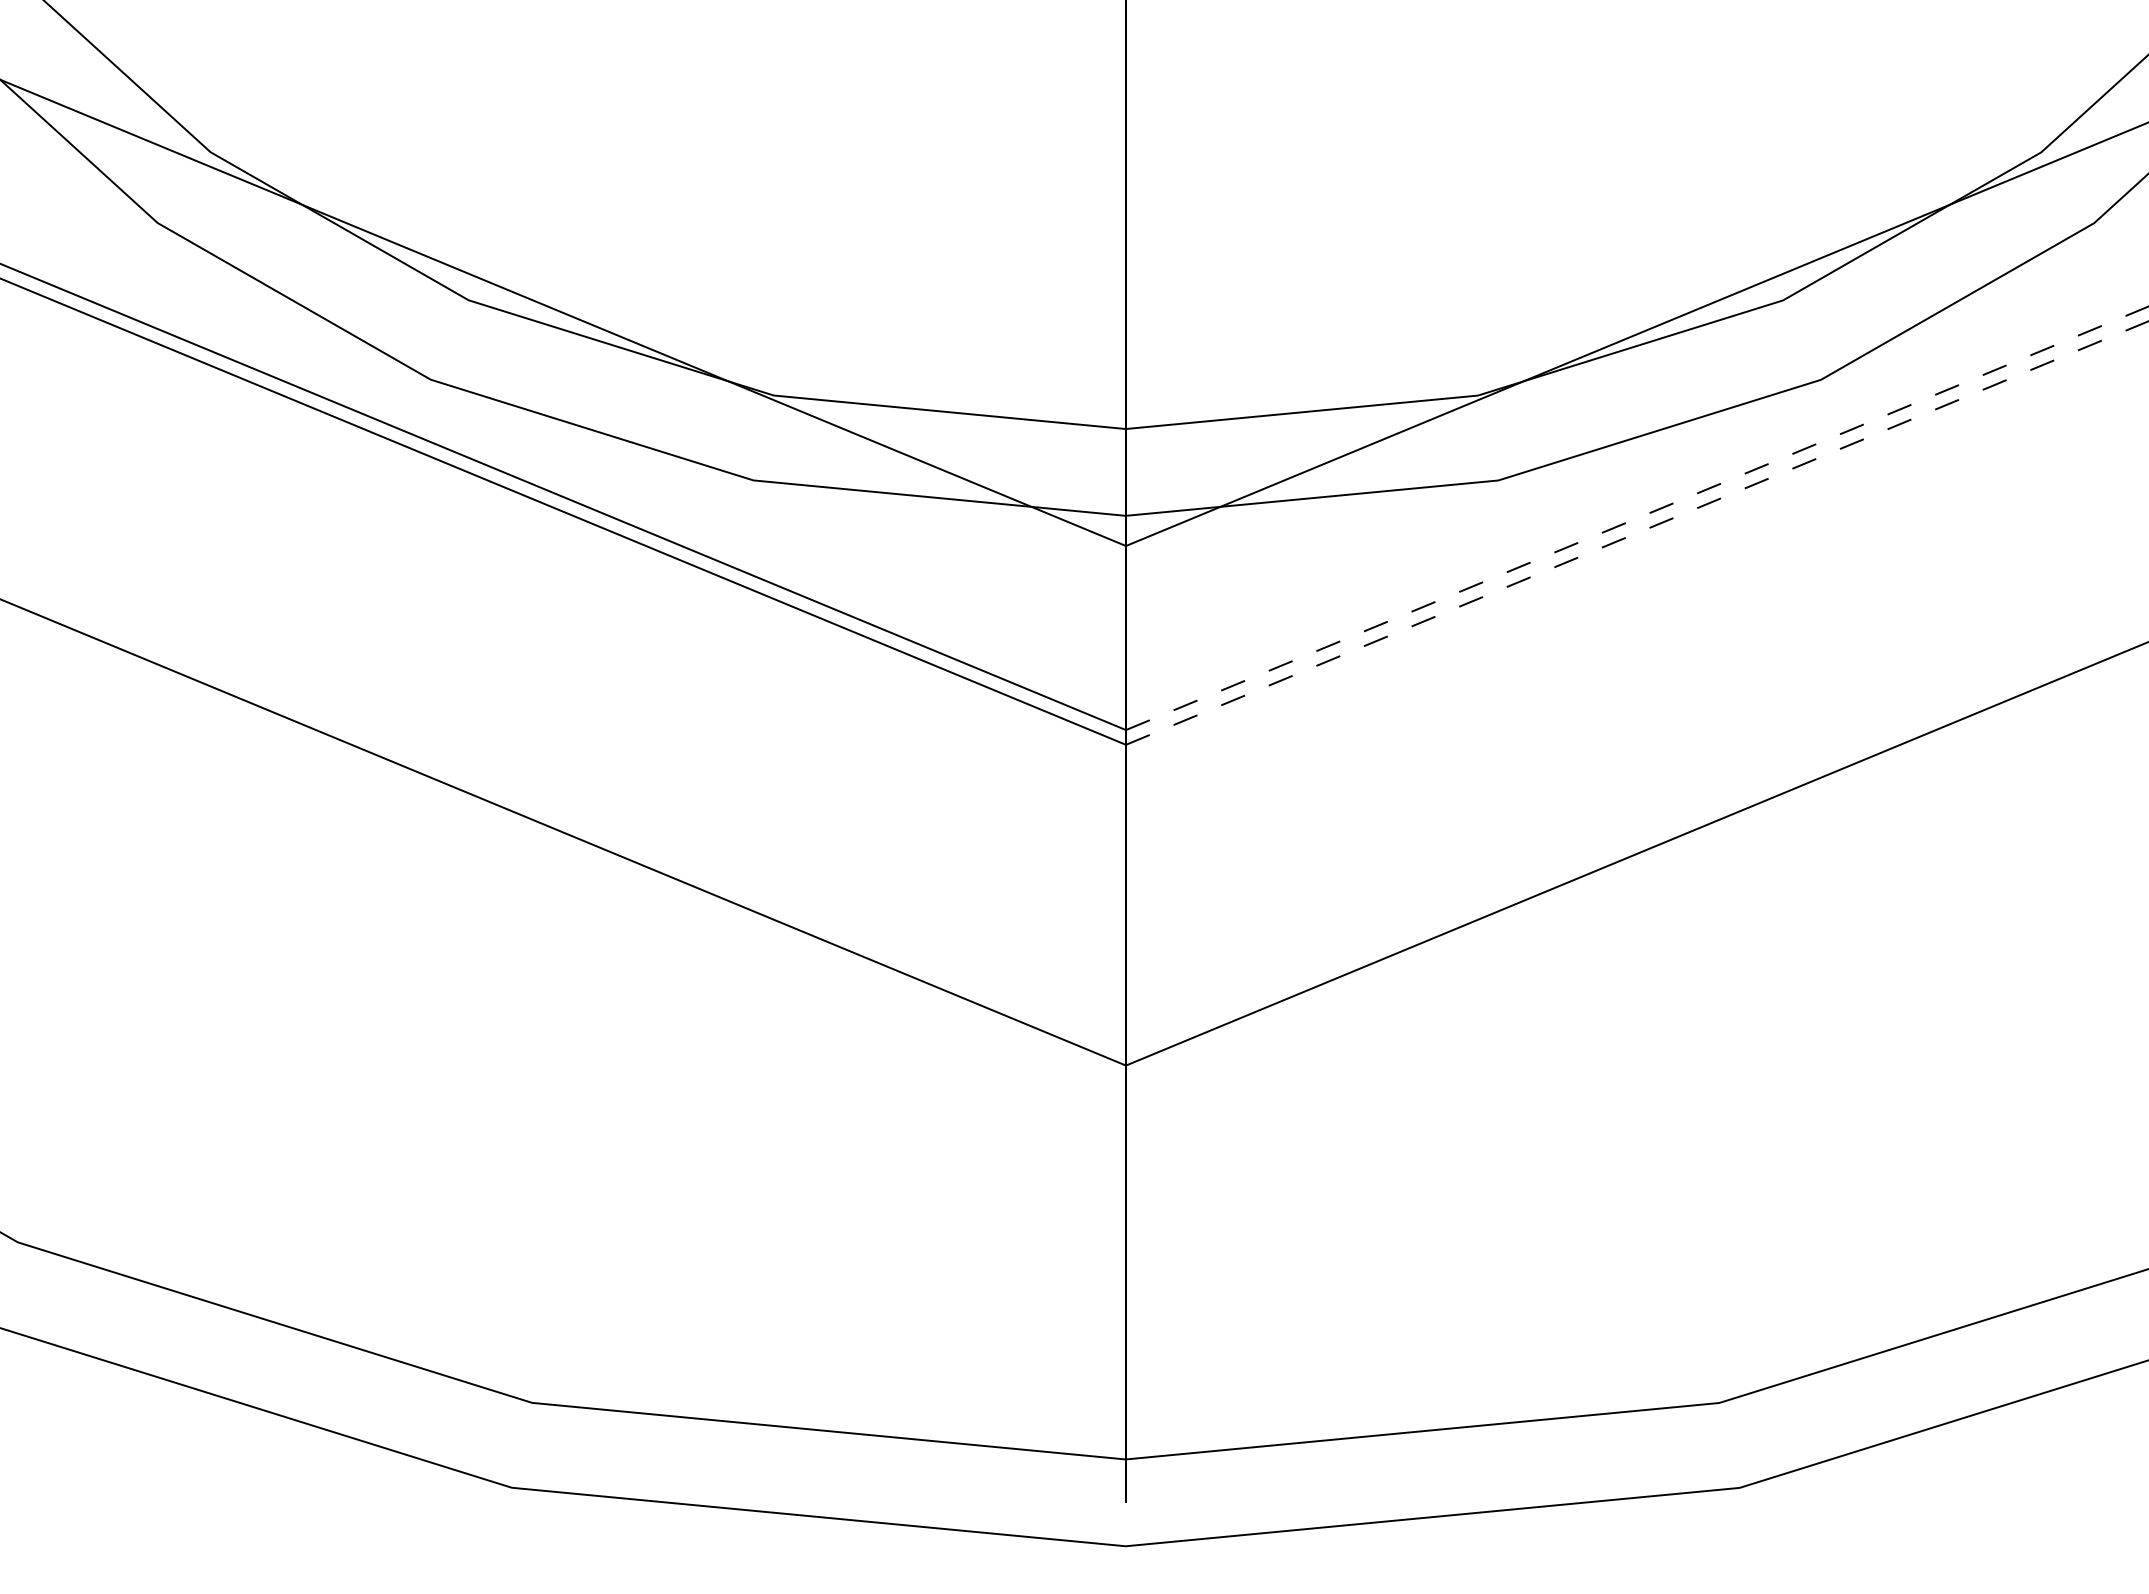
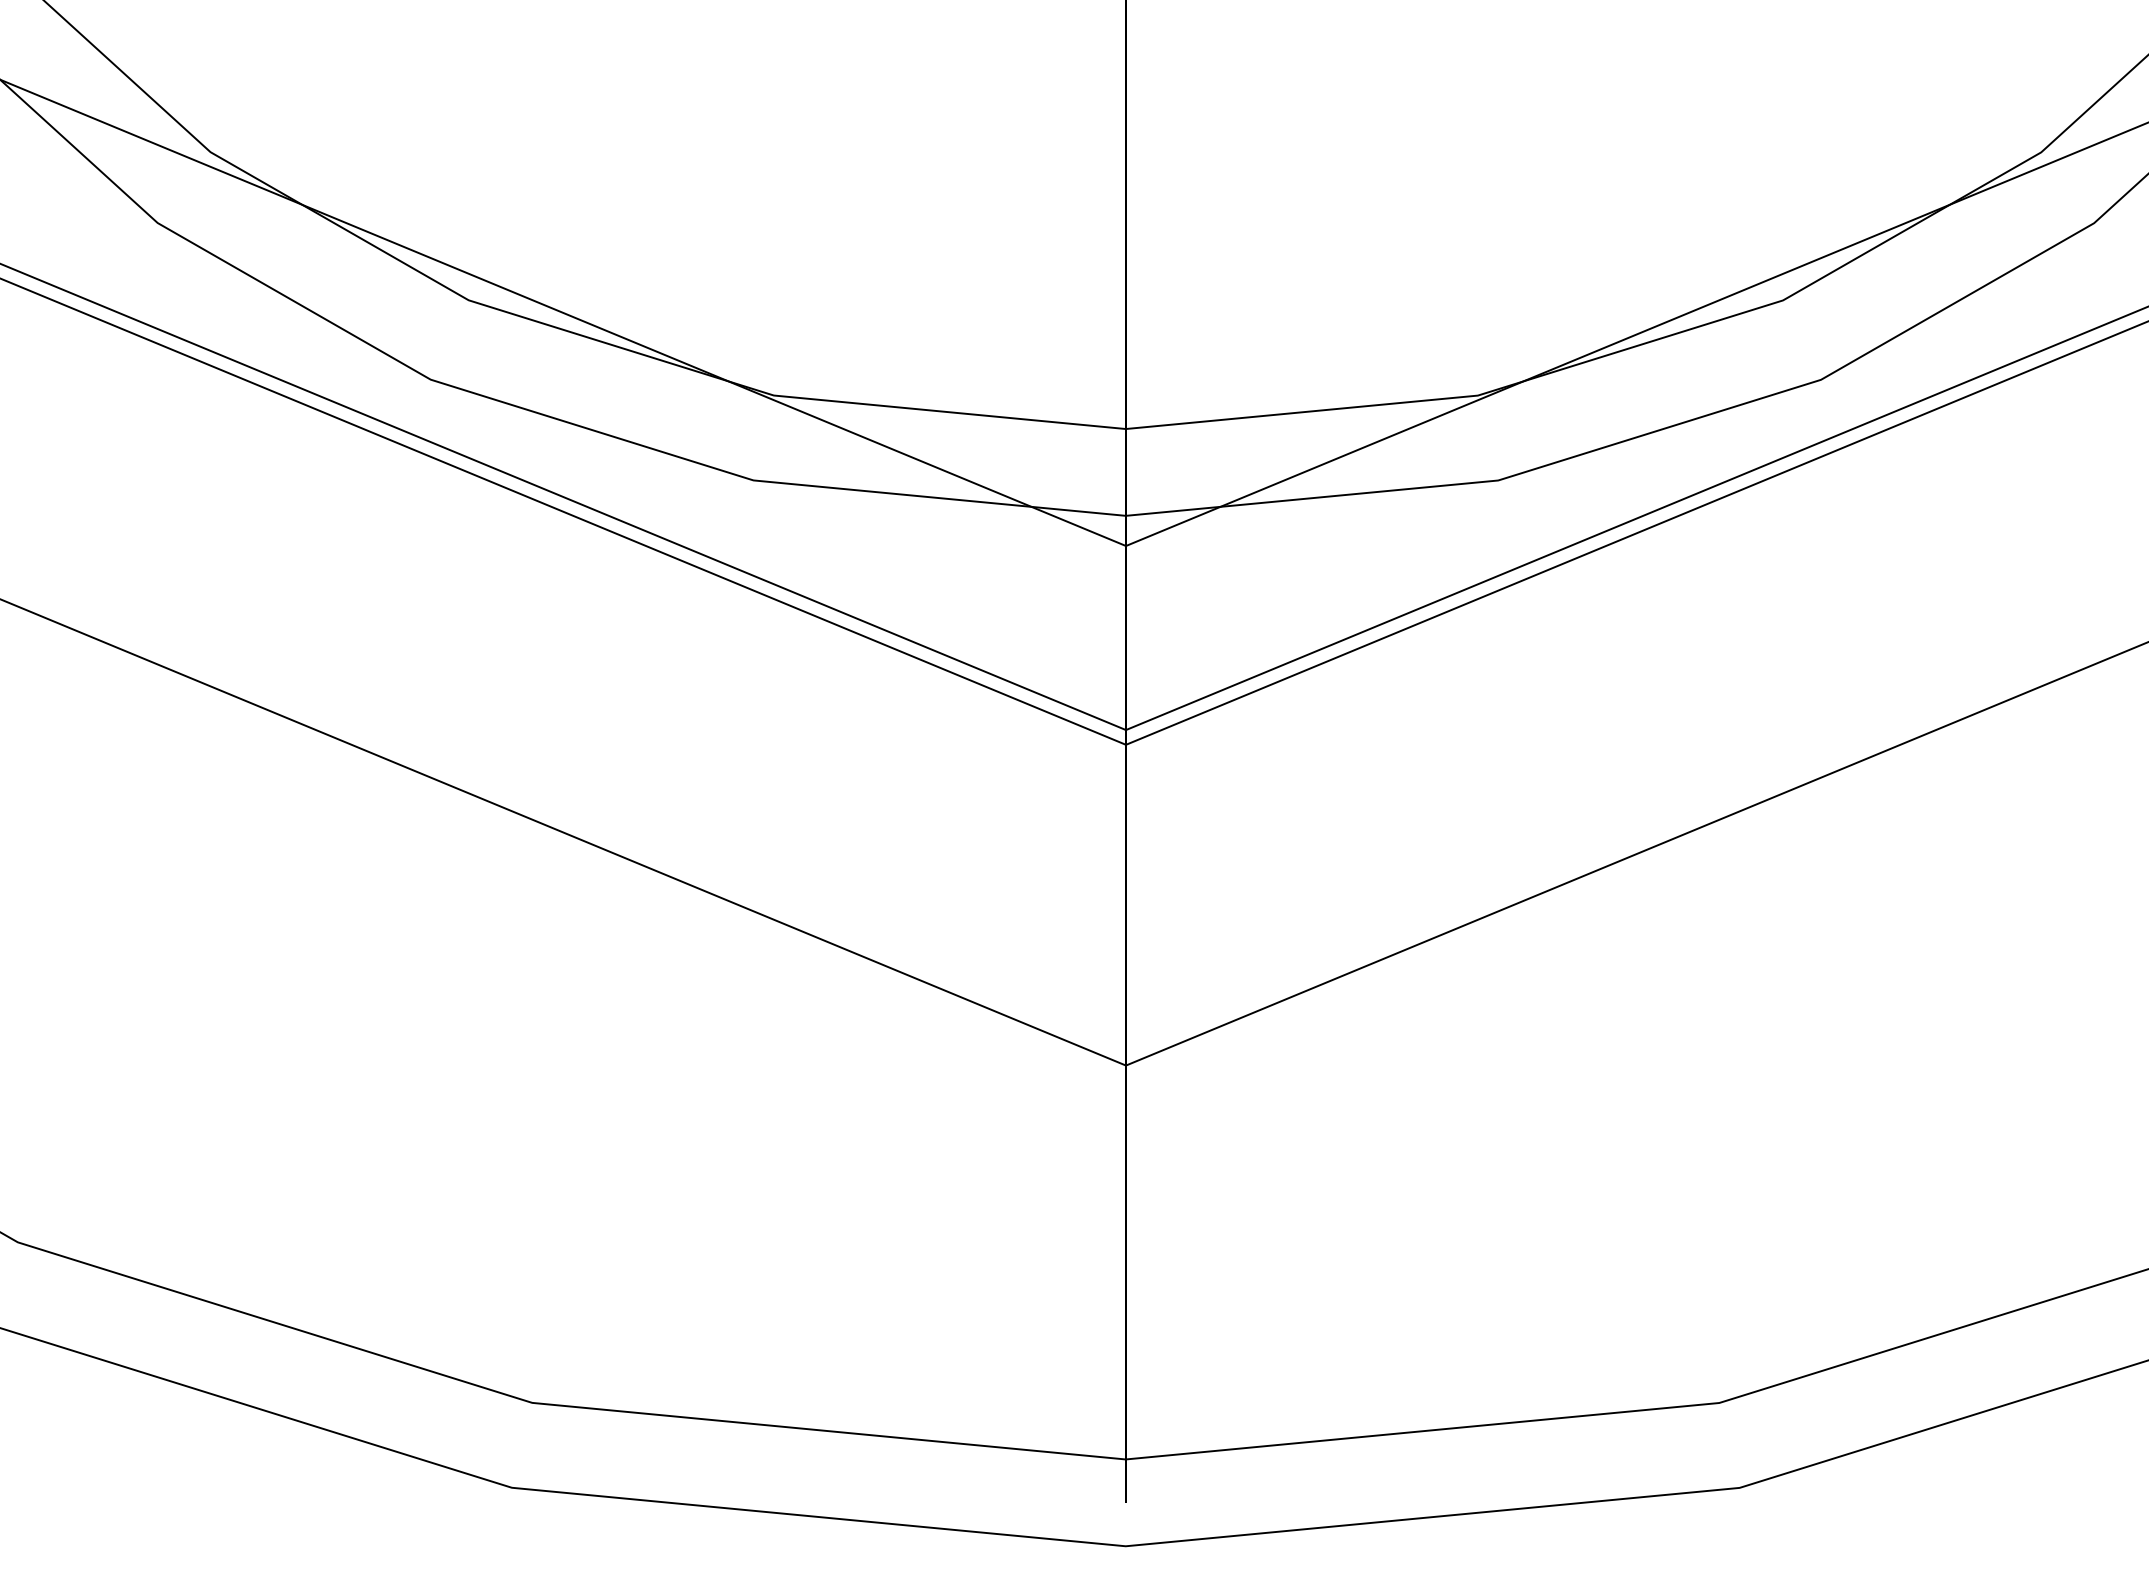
line: dashed -> solid (1637, 518)
line: dashed -> solid (1637, 532)
